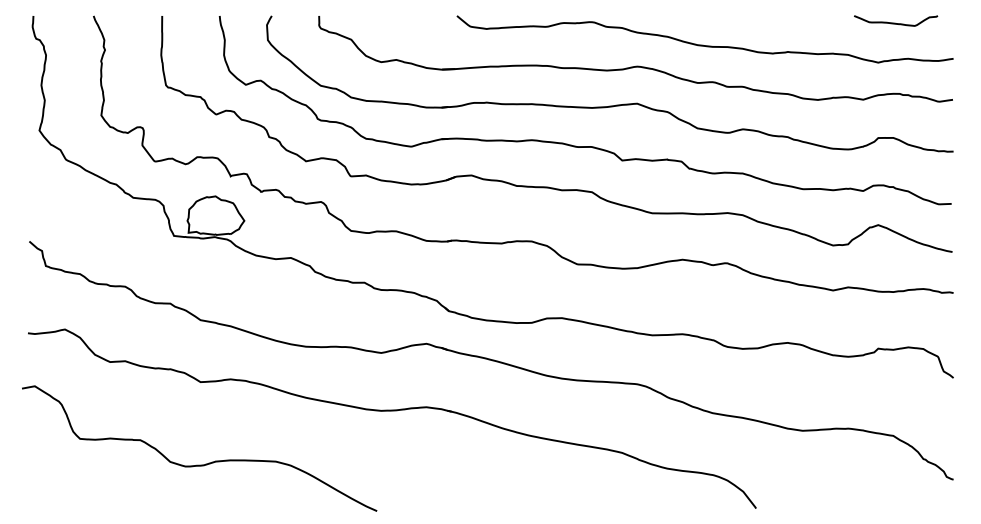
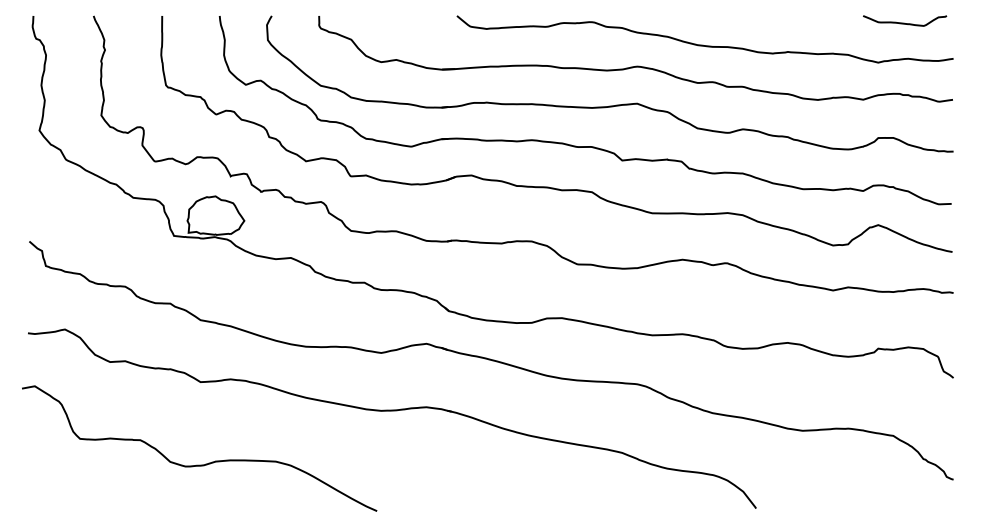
curve position: (895, 22) -> (904, 22) (904, 22)
